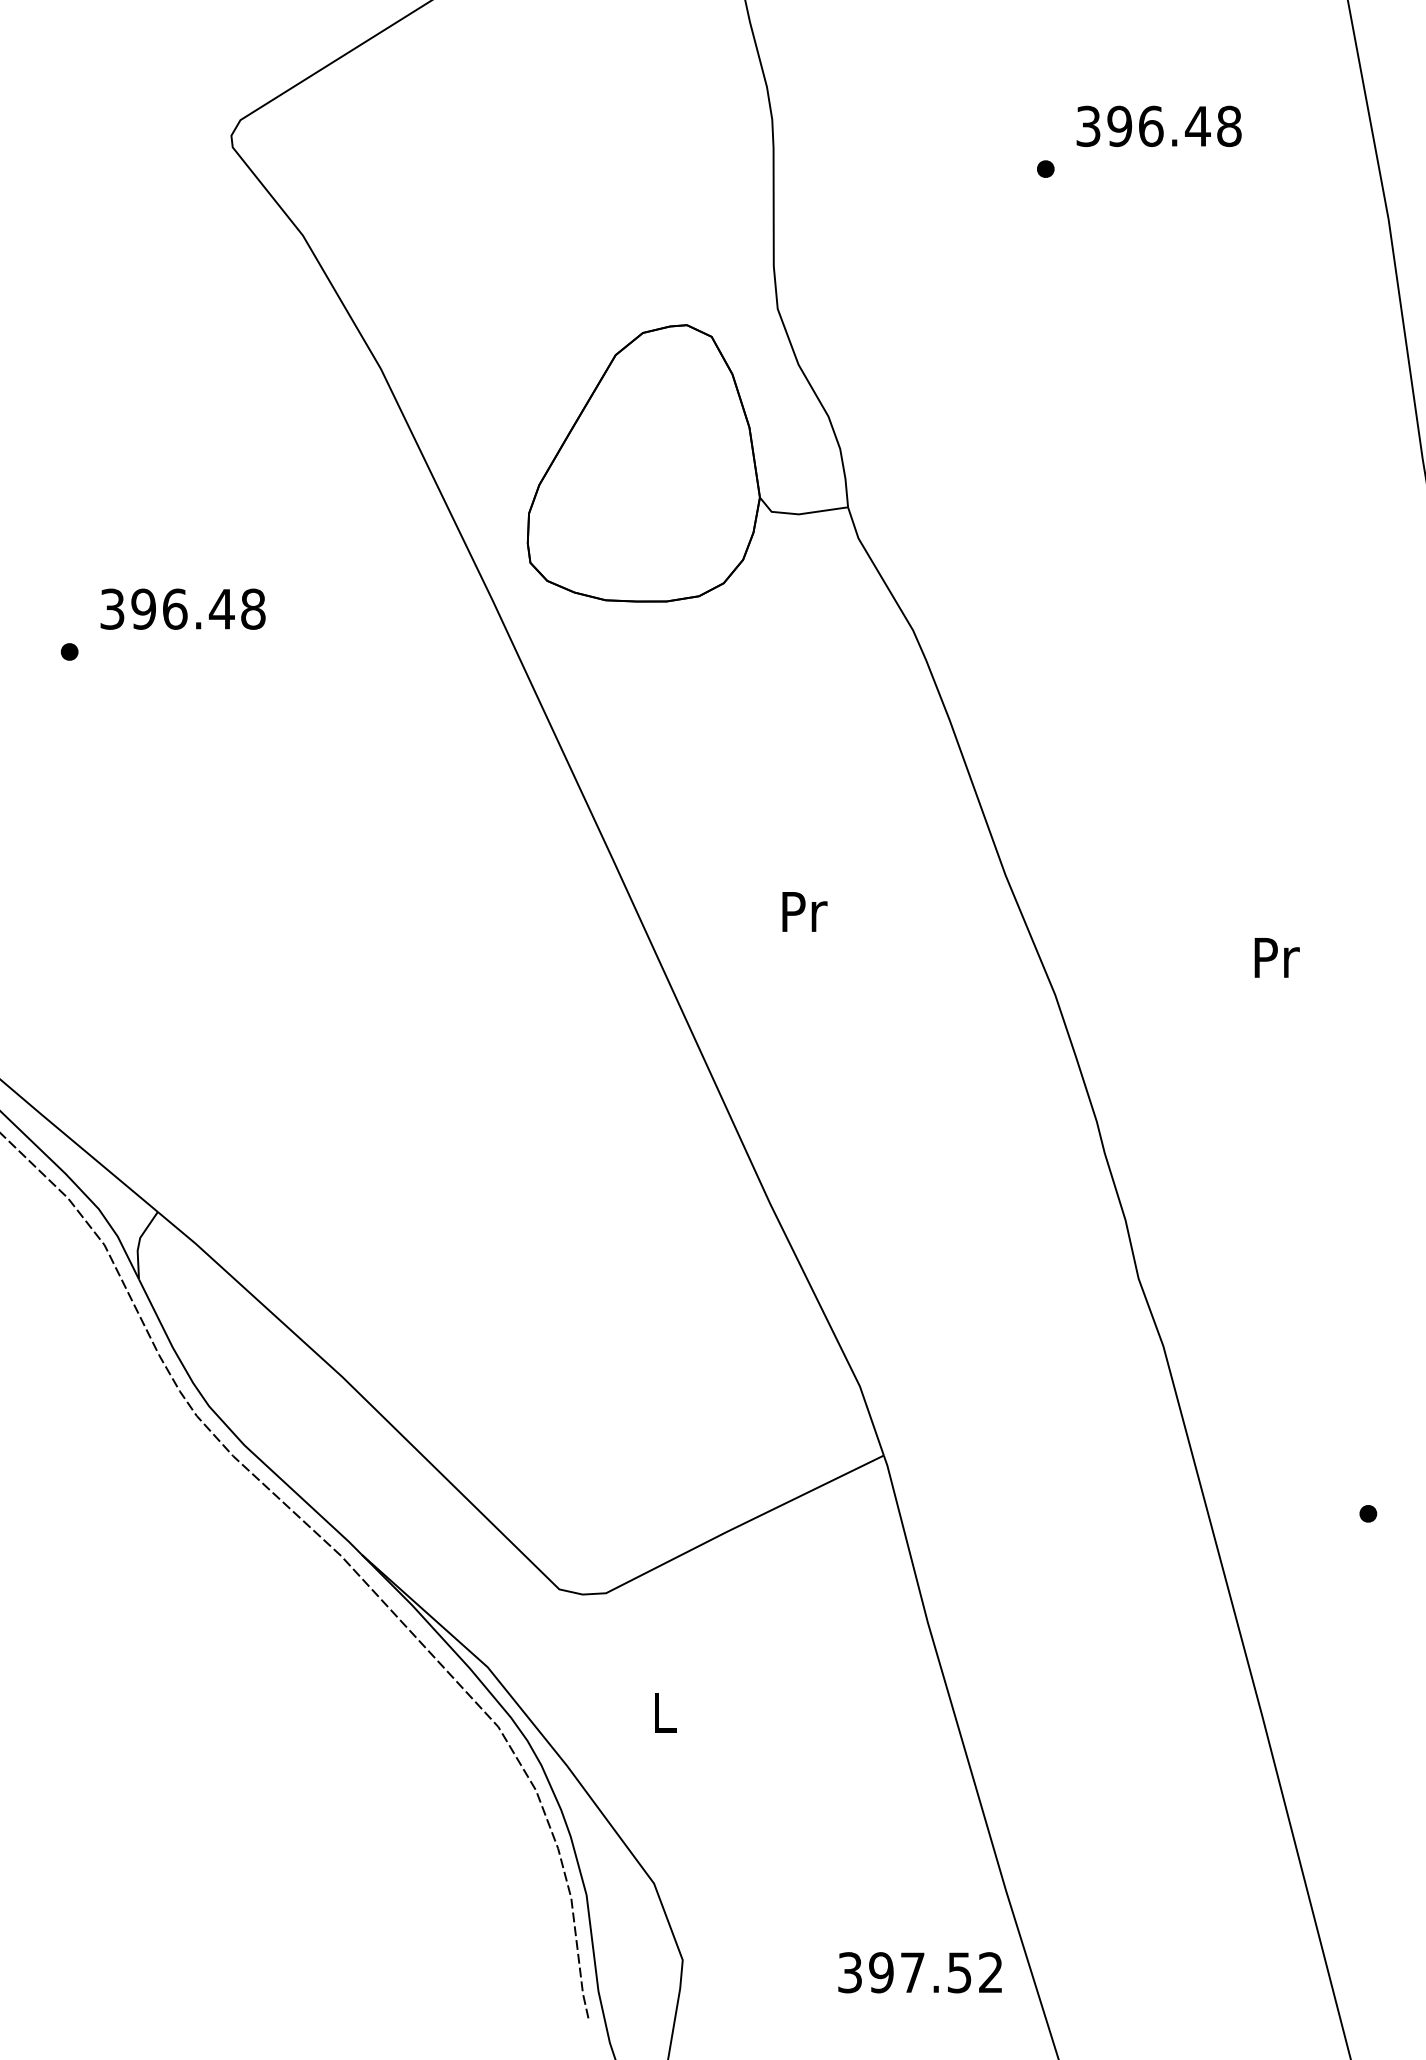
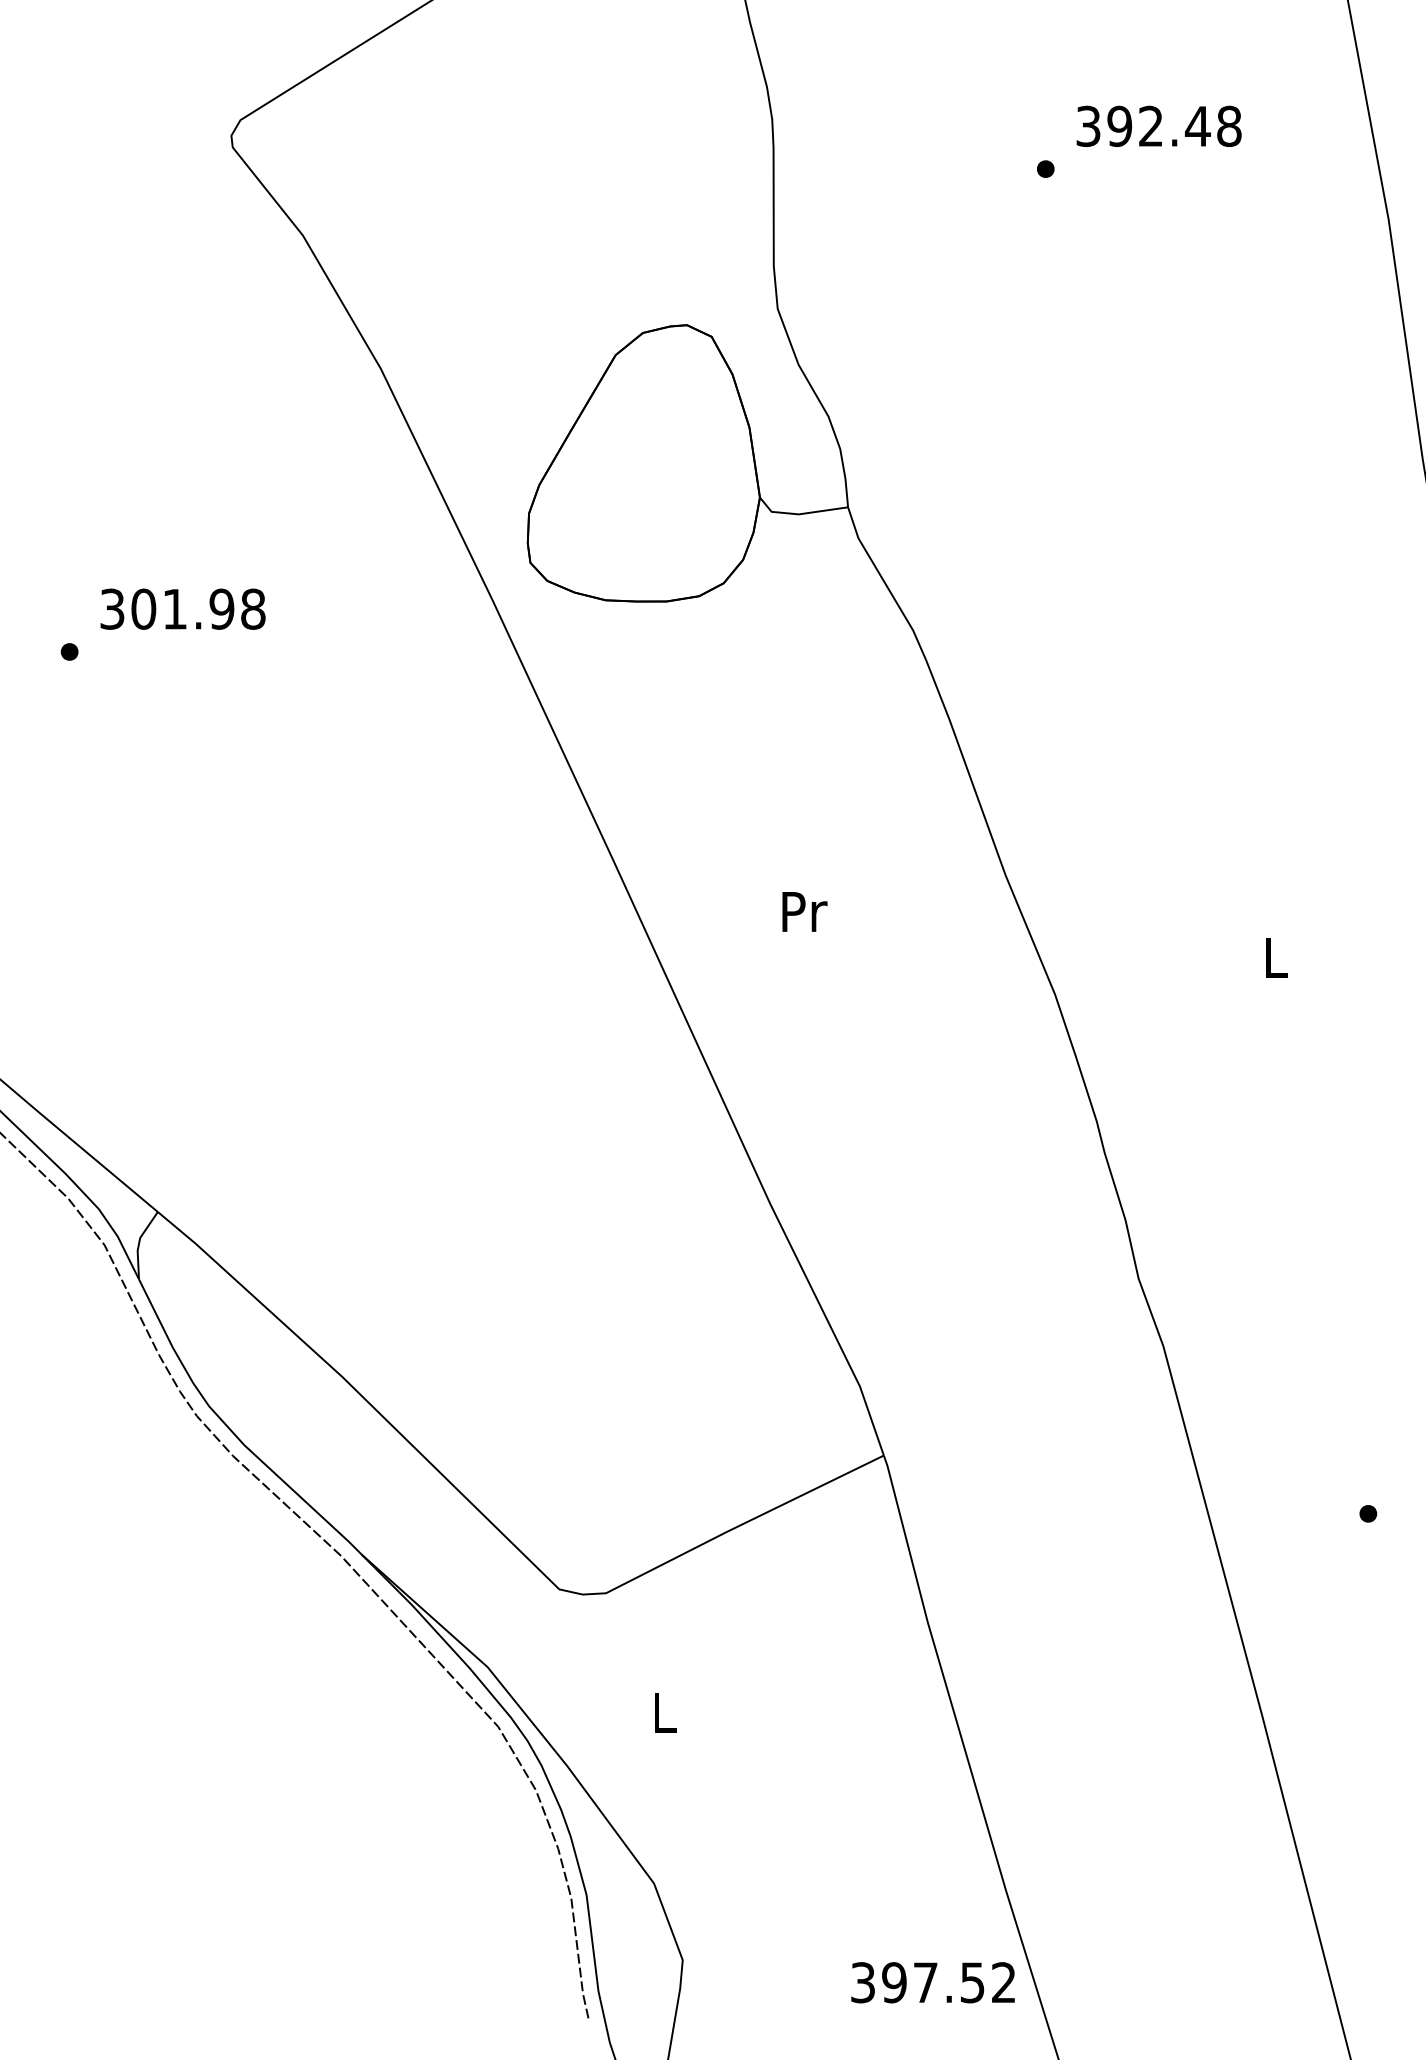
text: 396.48 -> 392.48 (1151, 126)
text: 396.48 -> 301.98 (182, 608)
text: Pr -> L (1276, 957)
text position: (919, 1972) -> (932, 1982) (932, 1982)
